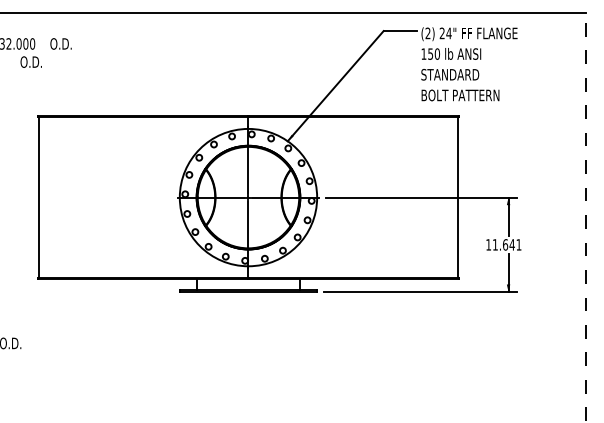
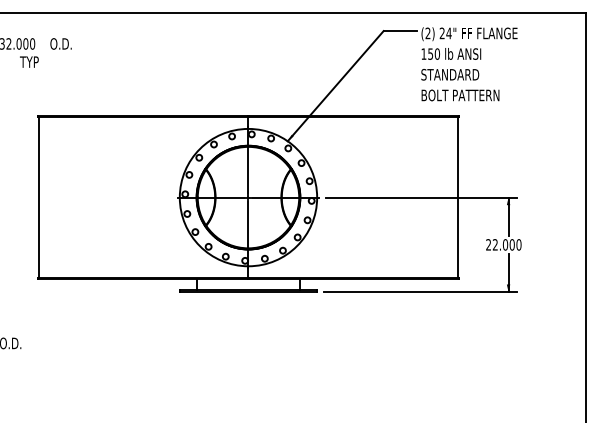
text: O.D. -> TYP (30, 61)
line: dashed -> solid (585, 217)
text: 11.641 -> 22.000 (503, 244)
